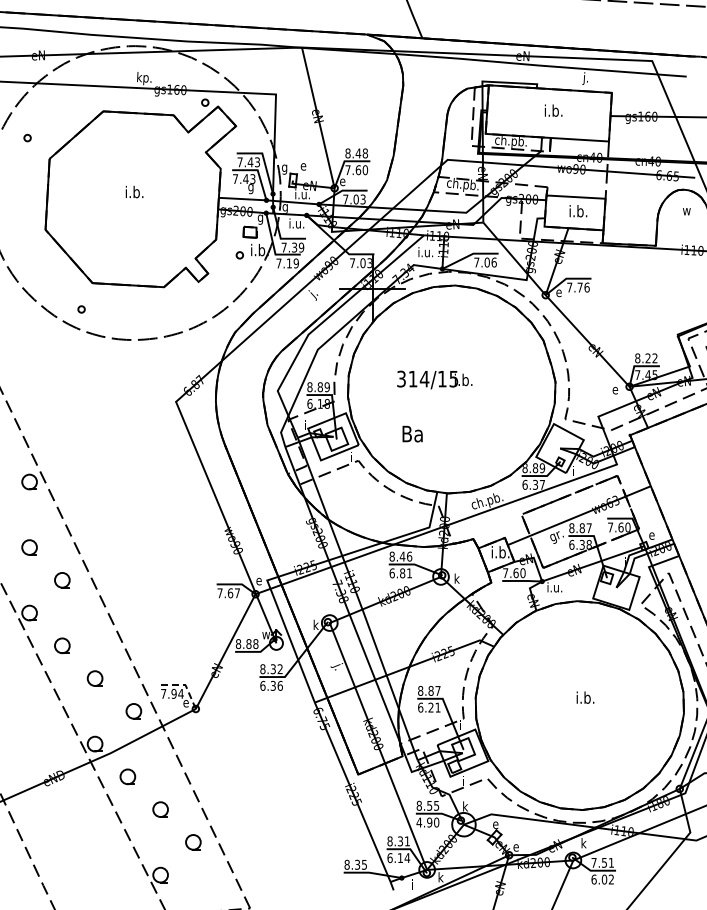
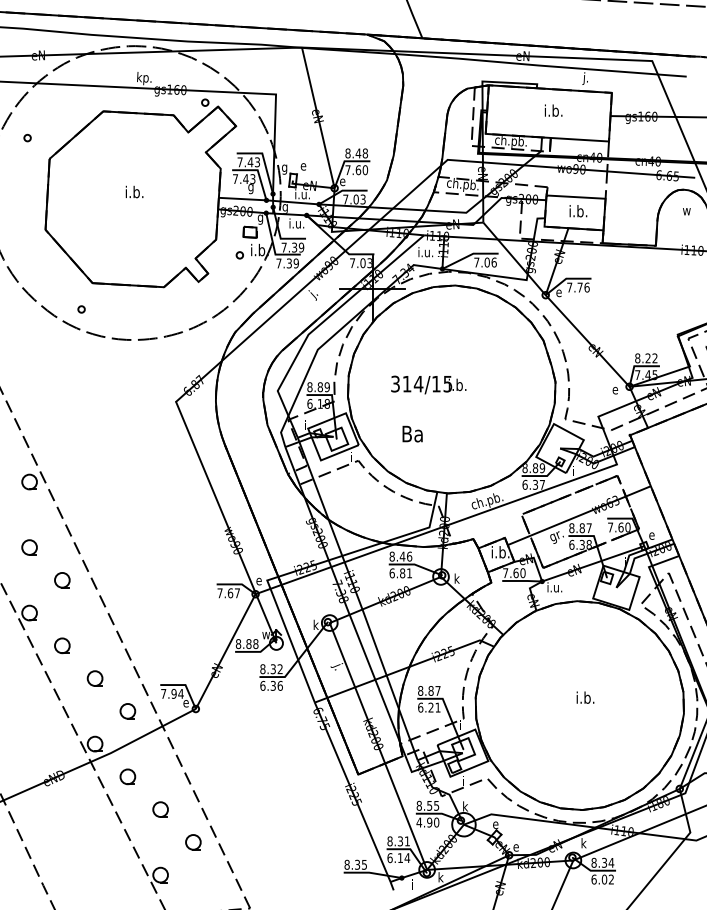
text: 7.19 -> 7.39 (288, 263)
text position: (434, 379) -> (428, 384) (428, 384)
line: dashed -> solid (185, 685)
part position: (133, 711) -> (127, 711) (127, 711)
text: 7.51 -> 8.34 (602, 862)
